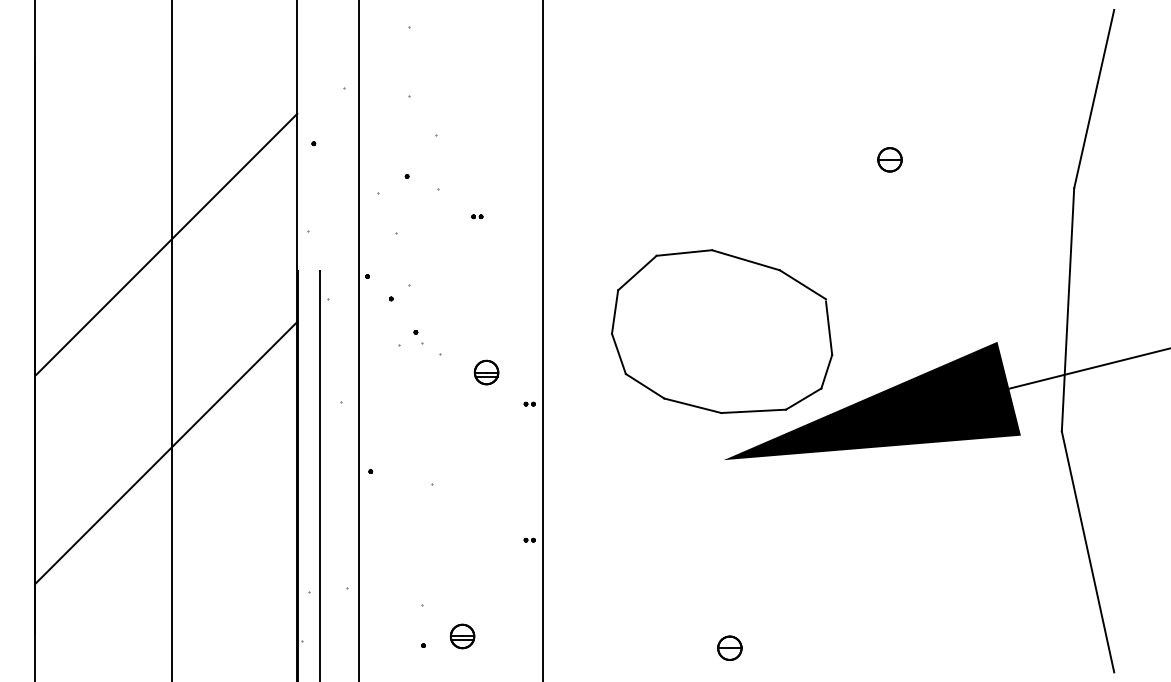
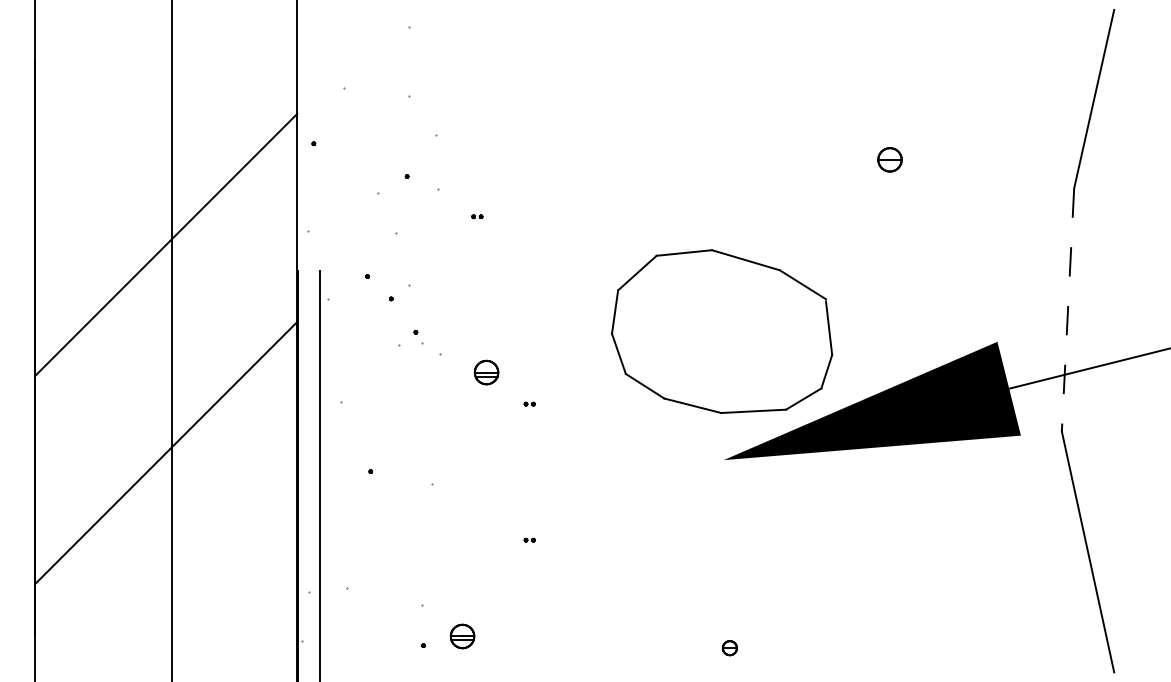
line: solid -> dashed (1068, 309)
line: present -> none (359, 340)
line: present -> none (543, 340)
part size: 26x26 px -> 16x17 px (729, 648)
